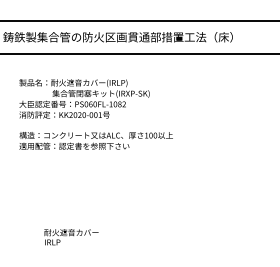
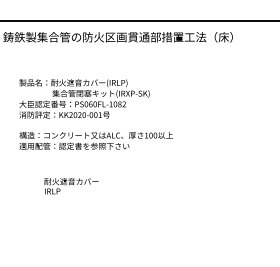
line: present -> none (139, 54)
text position: (71, 237) -> (71, 186) (71, 186)
